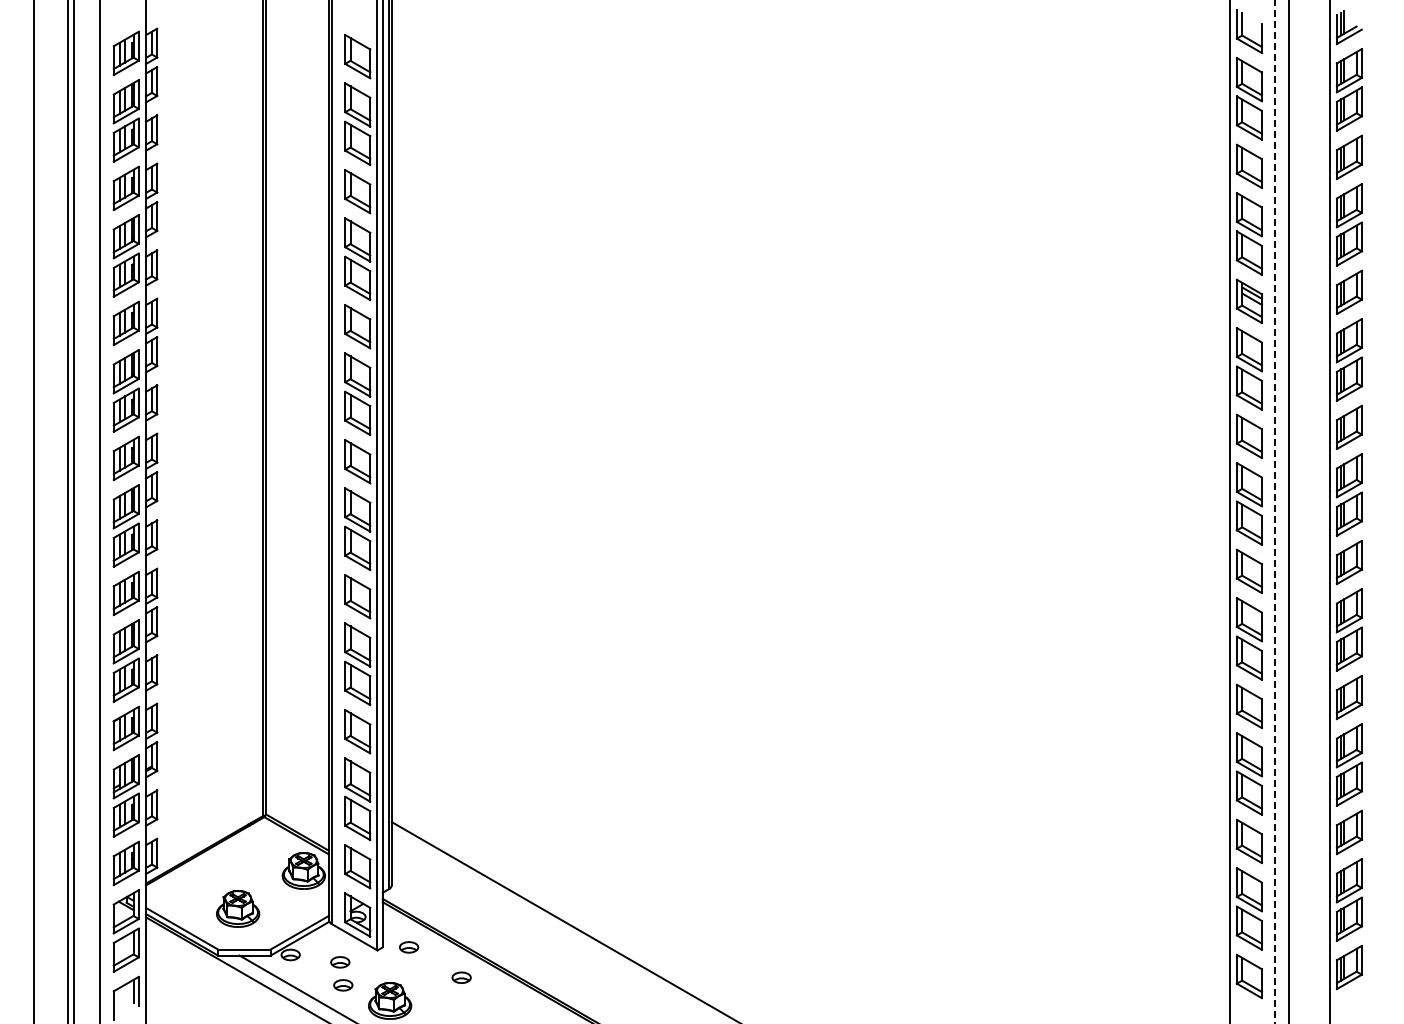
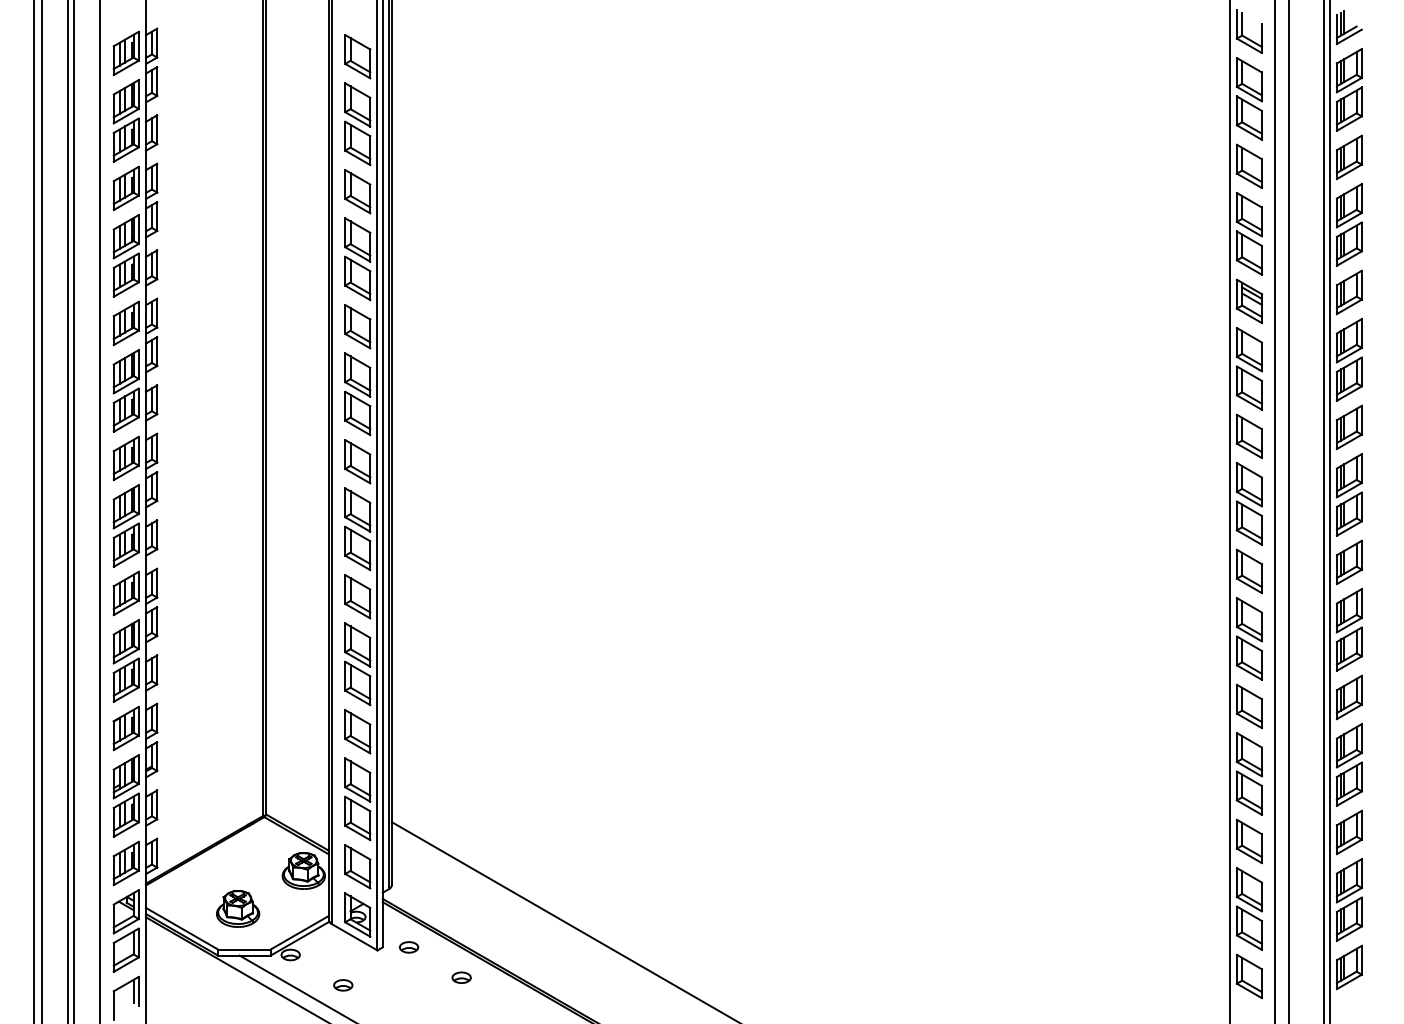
line: none -> present (42, 511)
line: dashed -> solid (1275, 511)
line: none -> present (1324, 511)
part: present -> none (340, 962)
part: present -> none (390, 1000)
